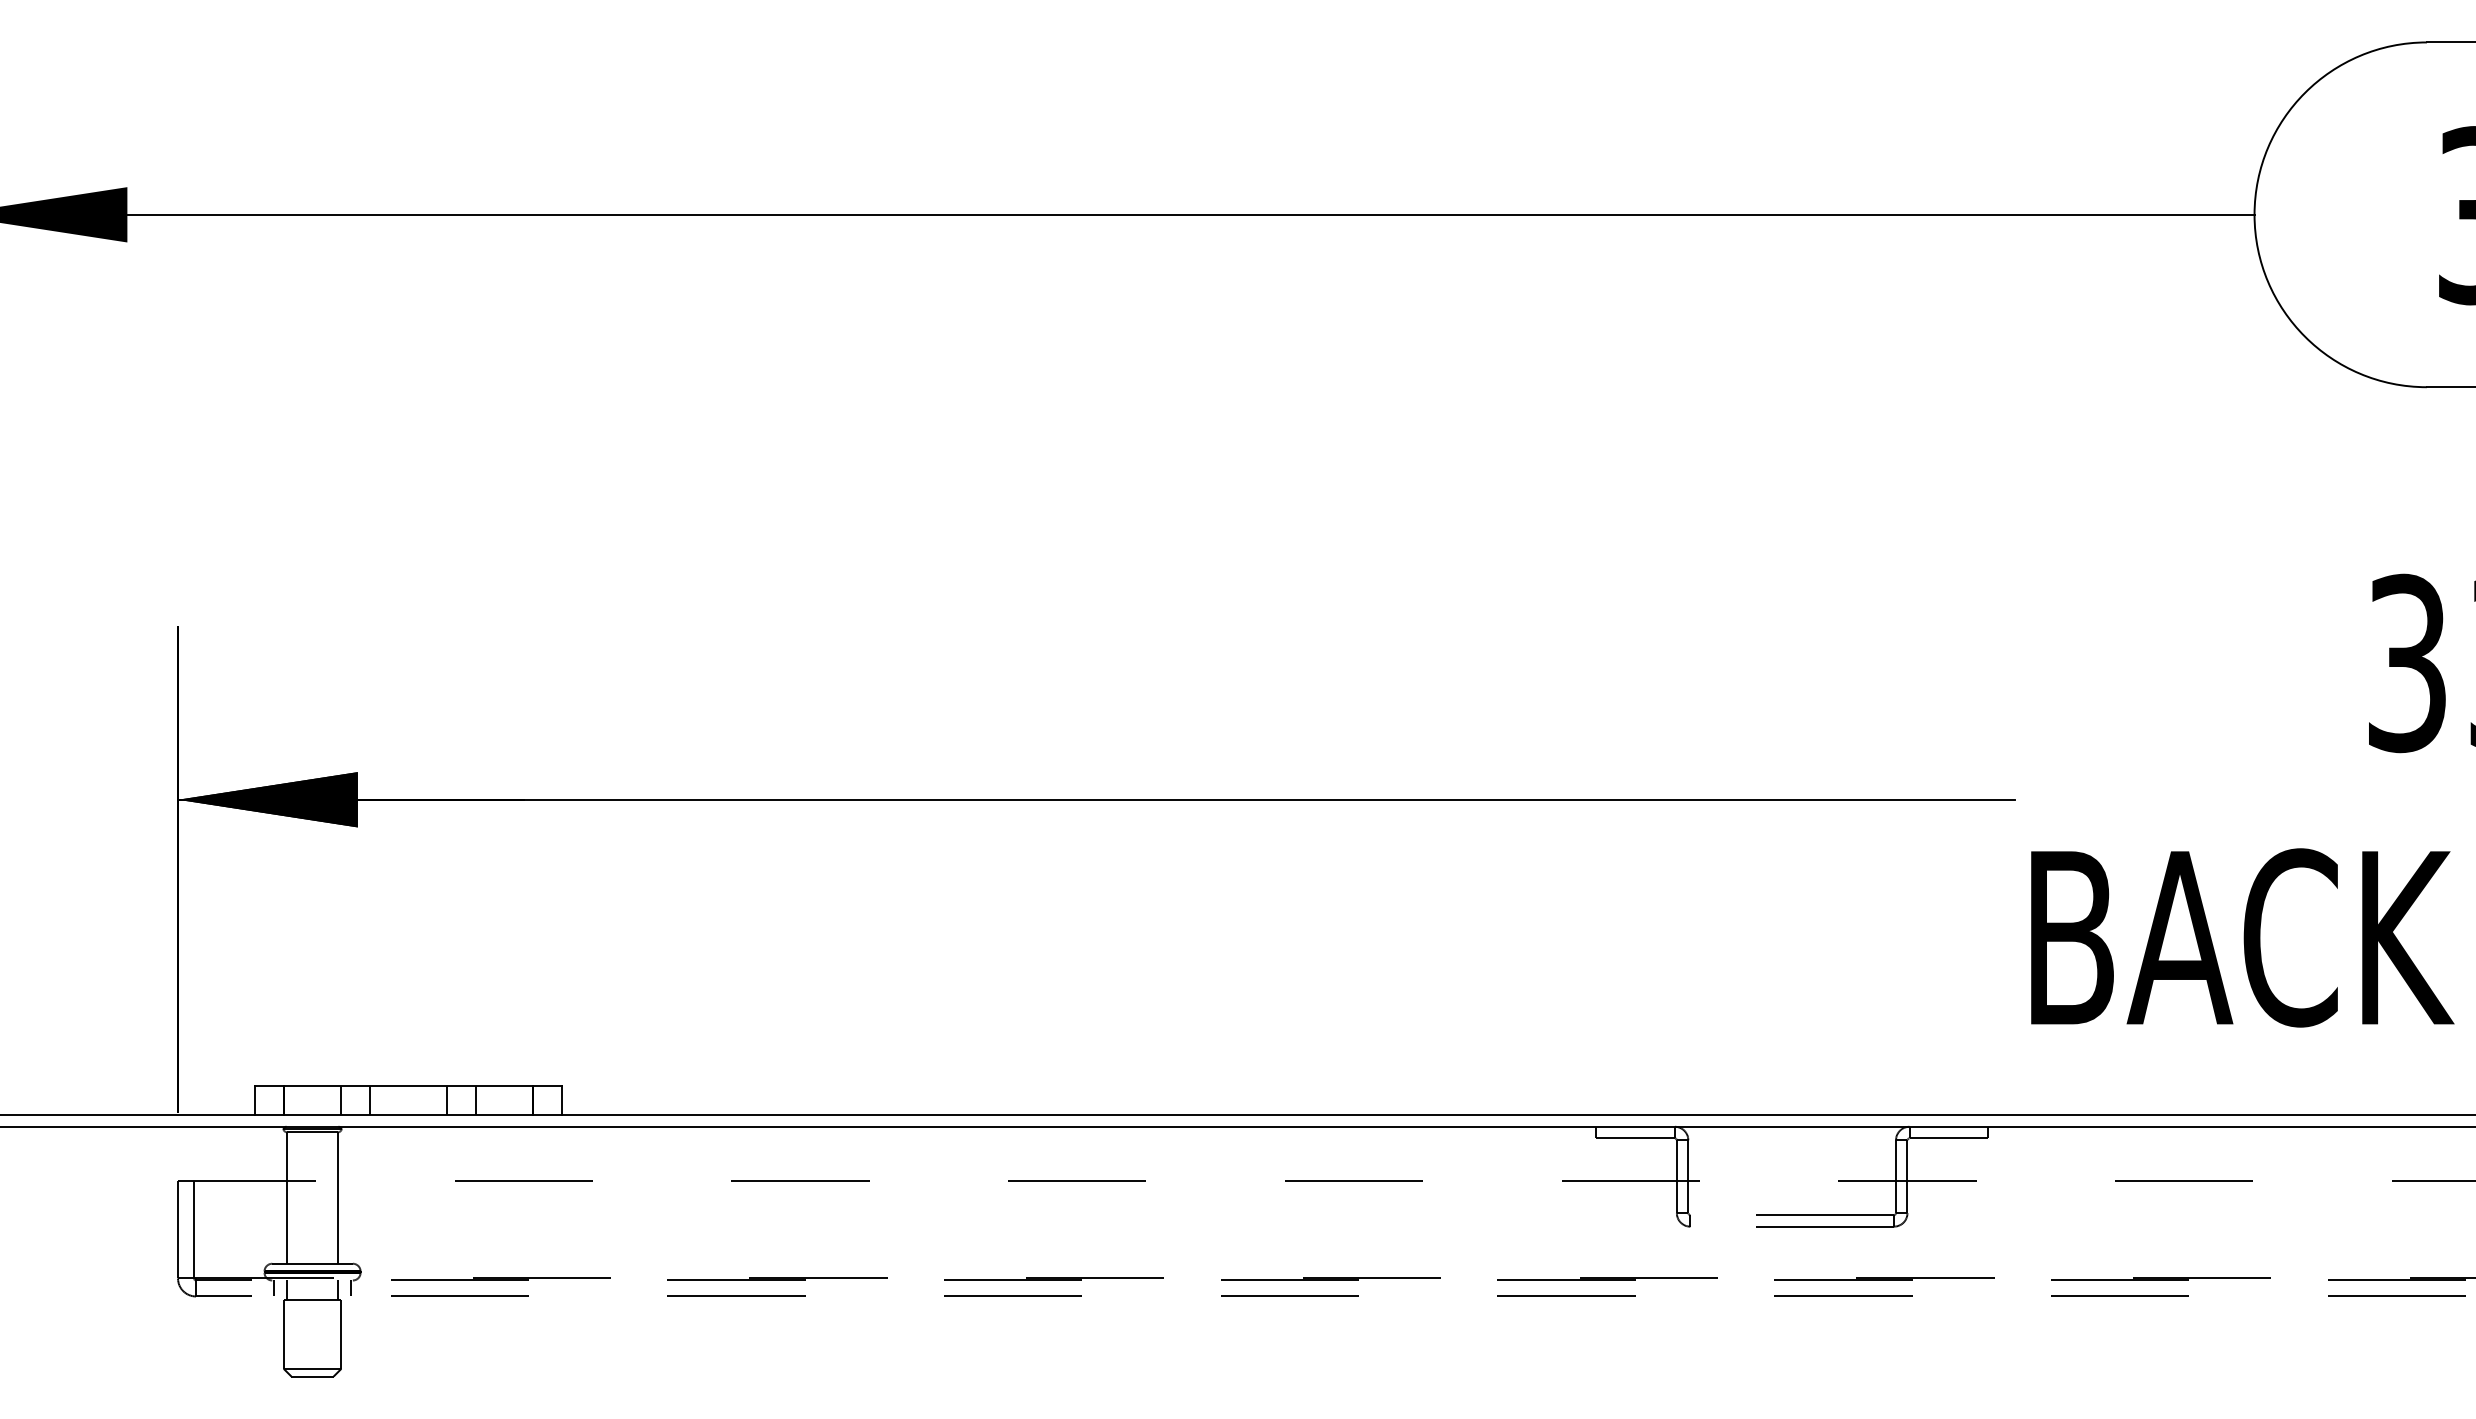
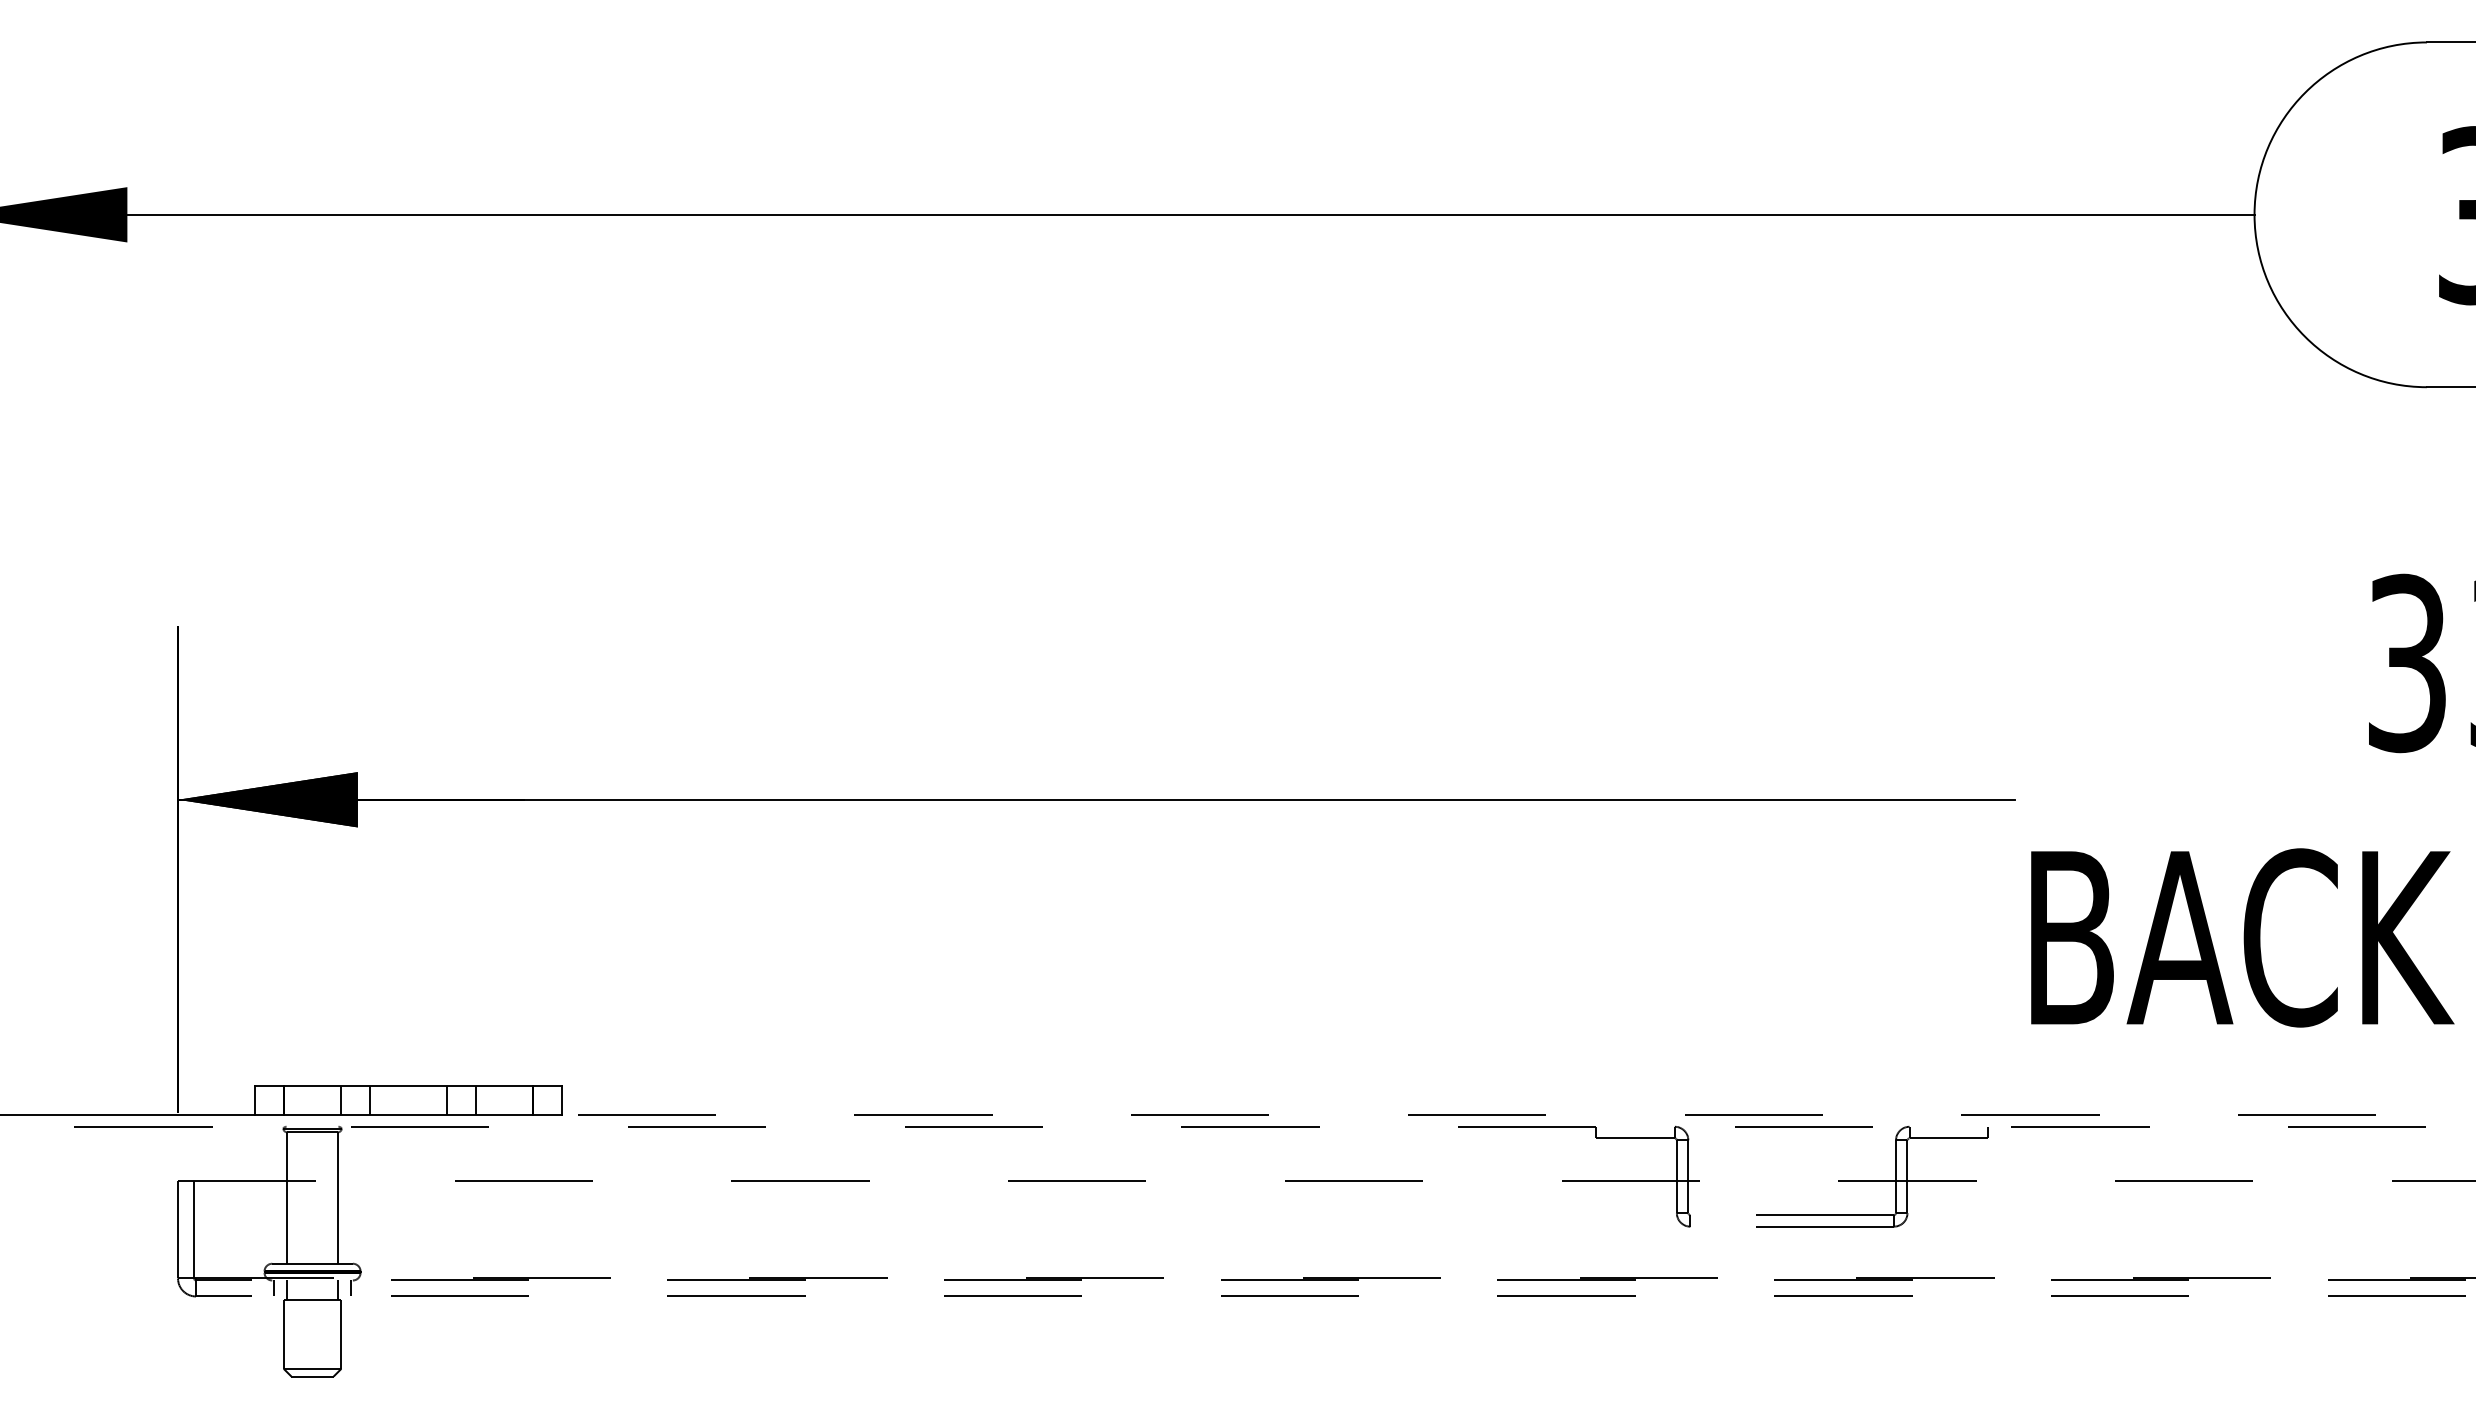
line: solid -> dashed (1518, 1115)
line: solid -> dashed (1237, 1126)
